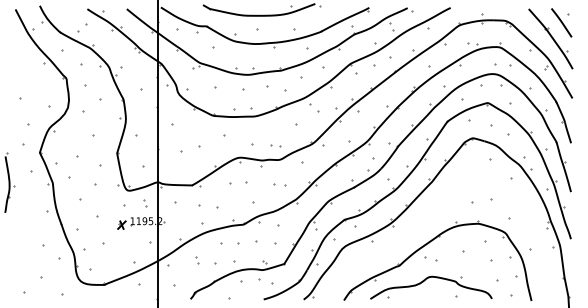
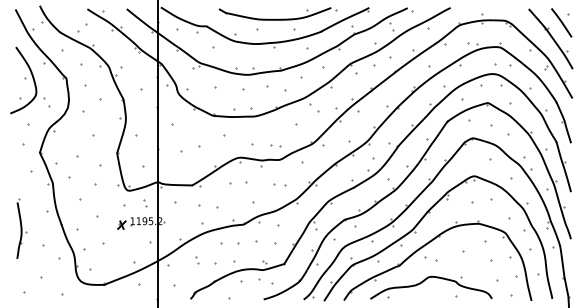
part position: (261, 9) -> (277, 13) (277, 13)
part: none -> present (27, 80)
part position: (9, 182) -> (21, 228) (21, 228)
part: none -> present (416, 232)
